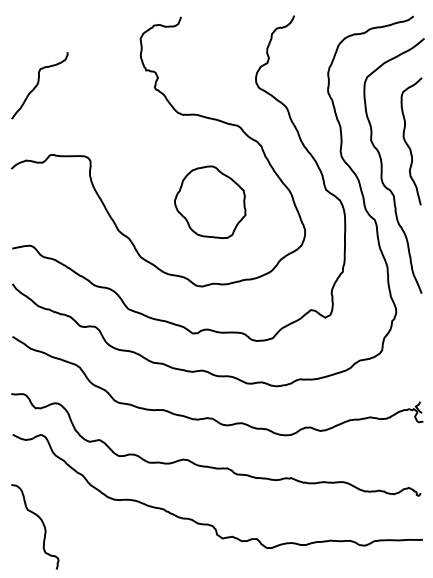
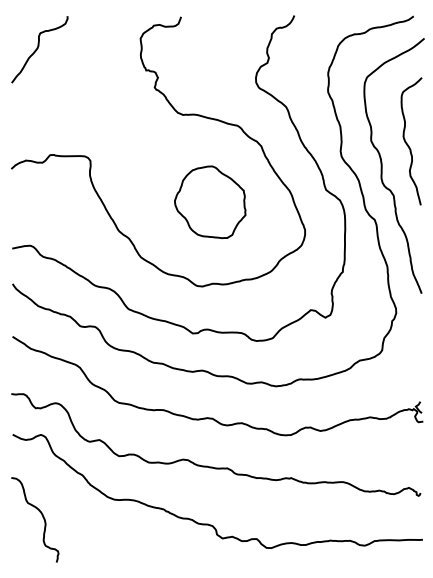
curve position: (38, 84) -> (38, 48) (38, 48)
curve position: (41, 522) -> (41, 515) (41, 515)
